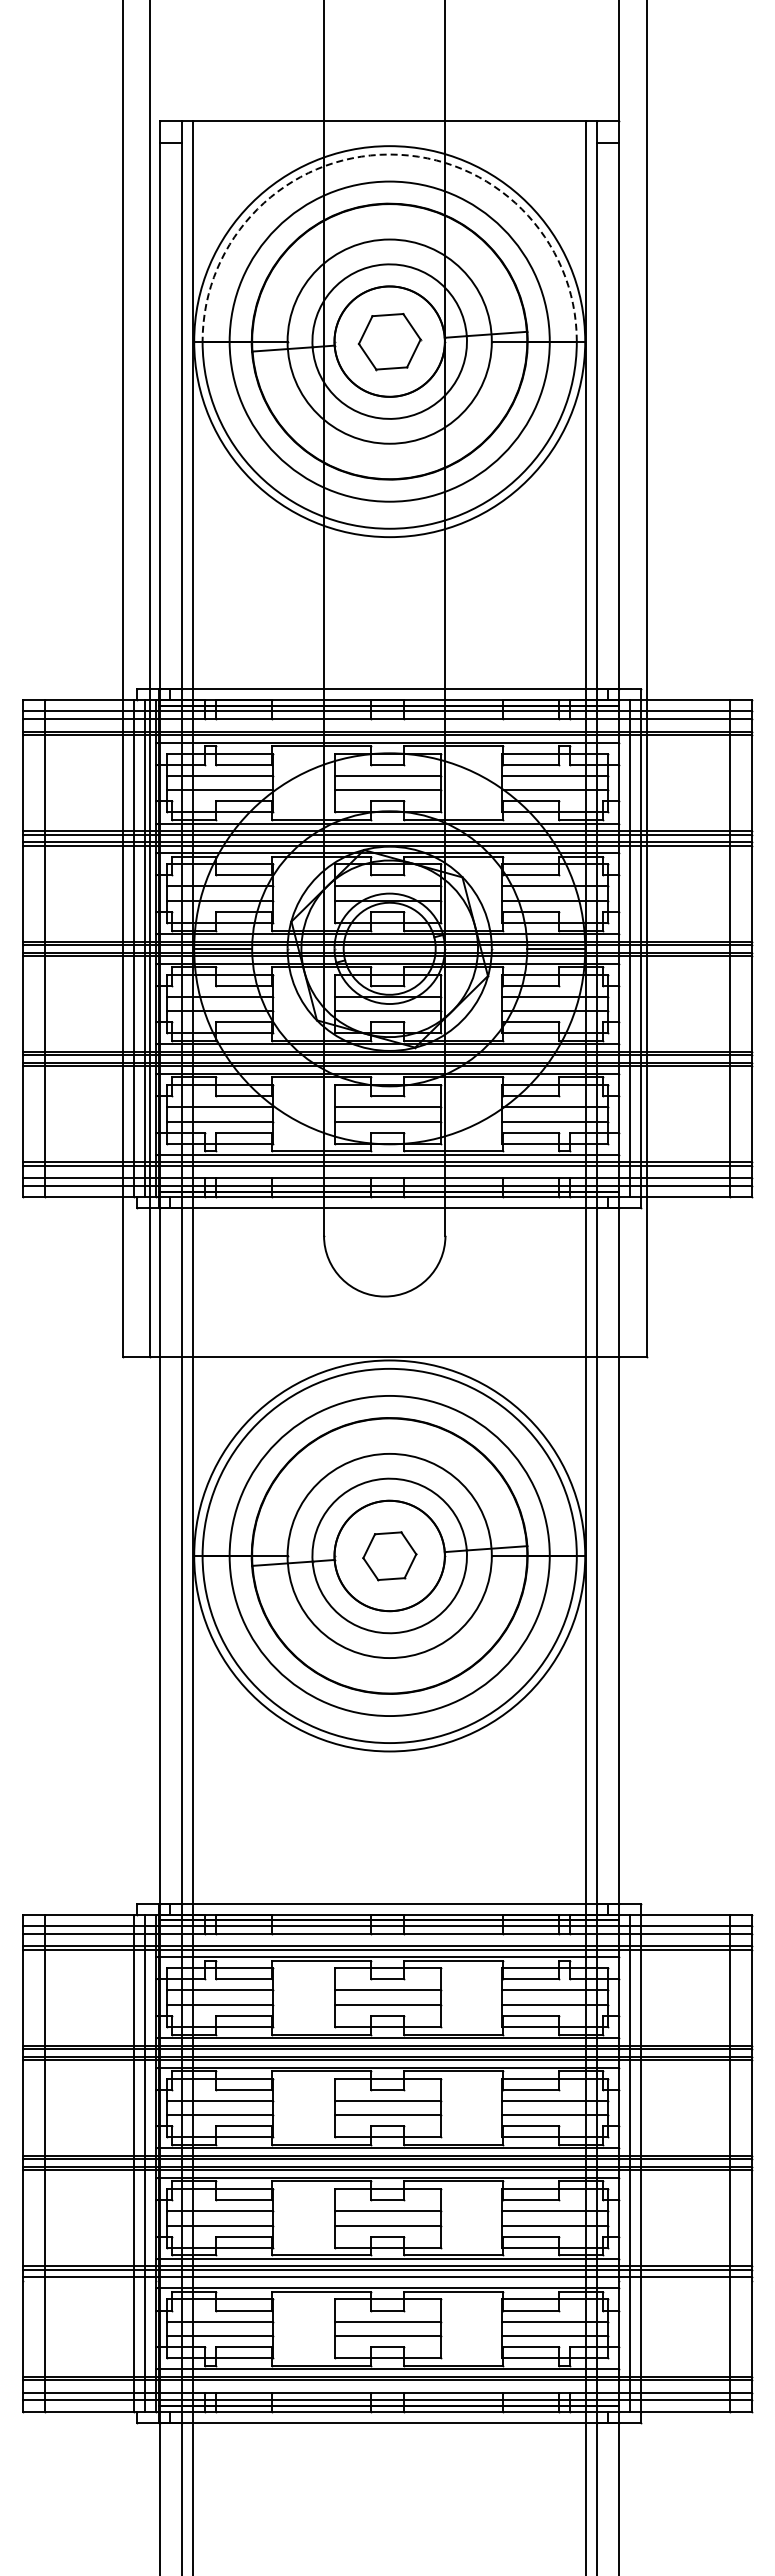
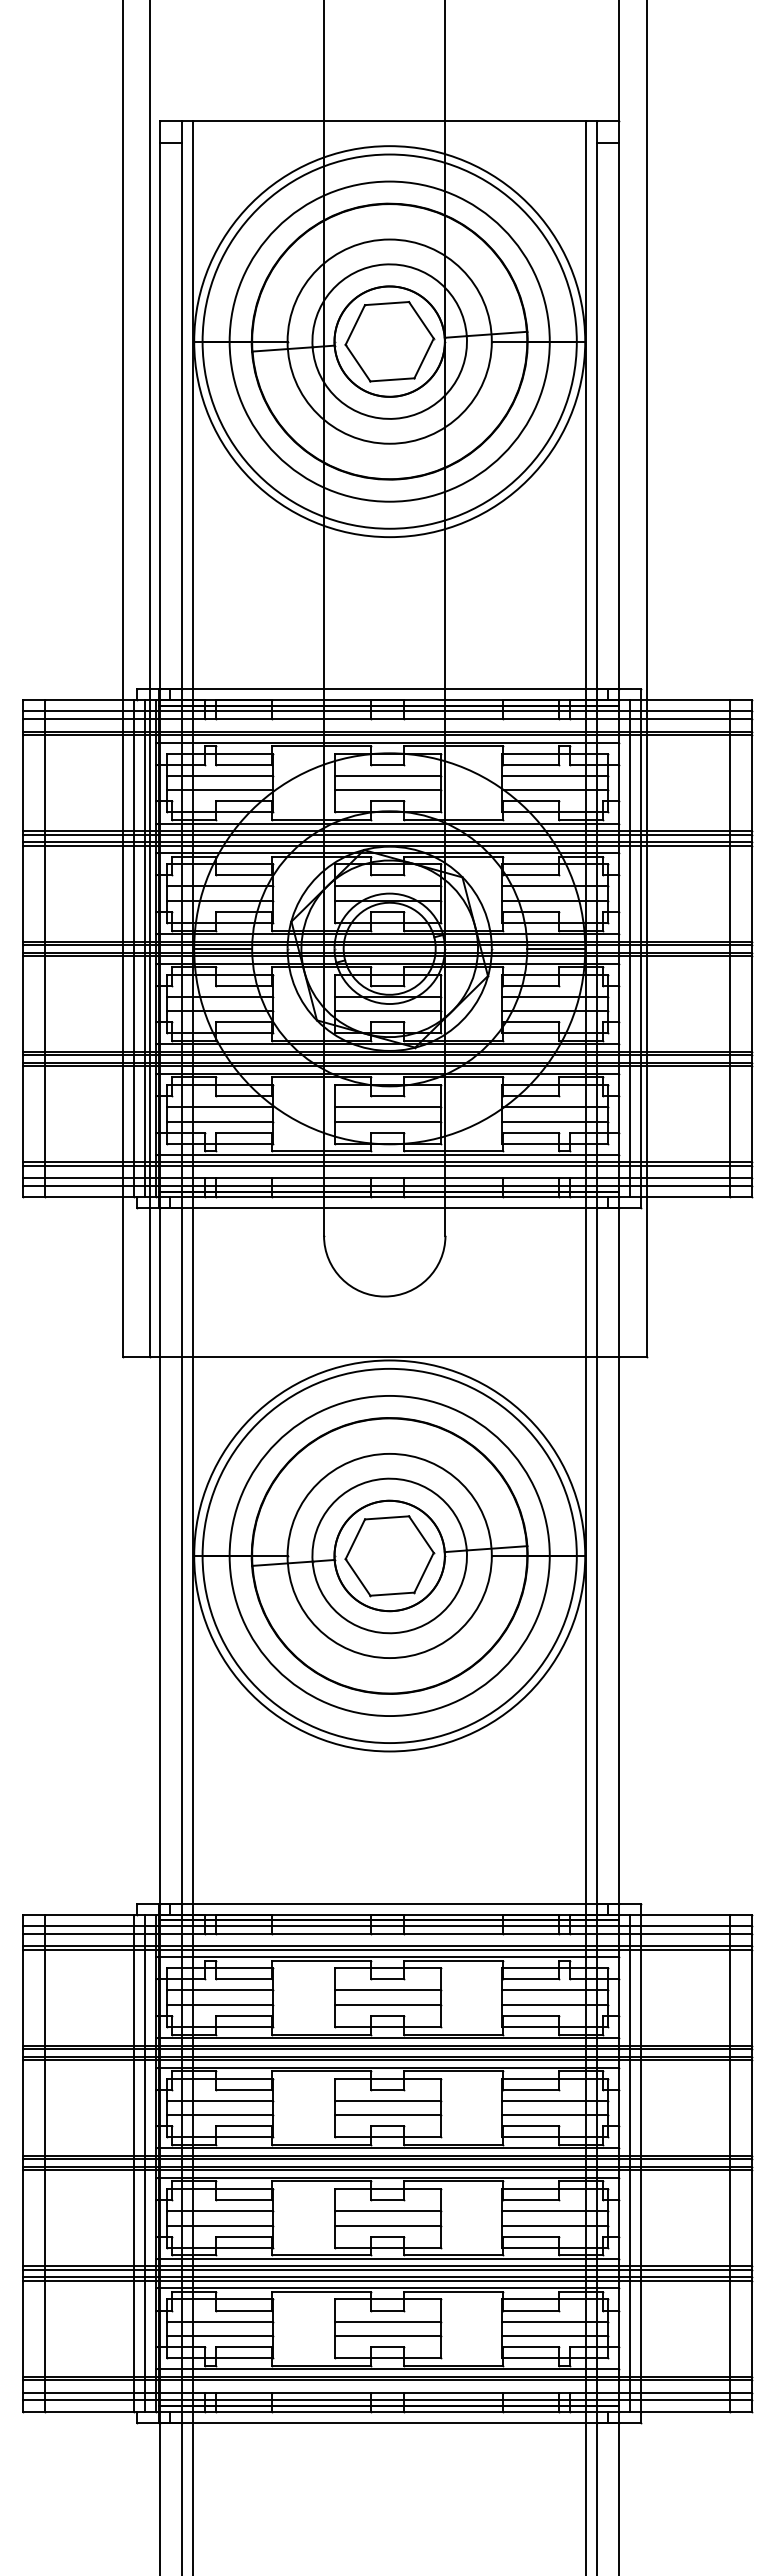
arc: dashed -> solid (389, 154)
part size: 66x59 px -> 92x82 px (389, 341)
part size: 56x51 px -> 92x83 px (389, 1556)
line: none -> present (387, 2280)
